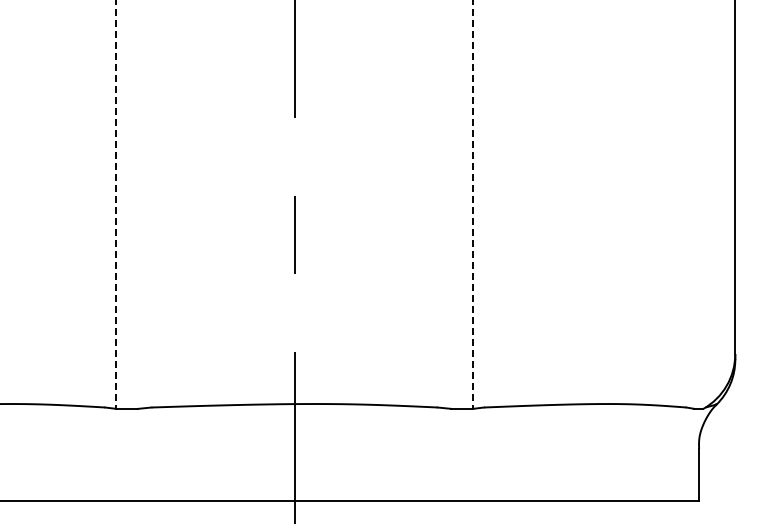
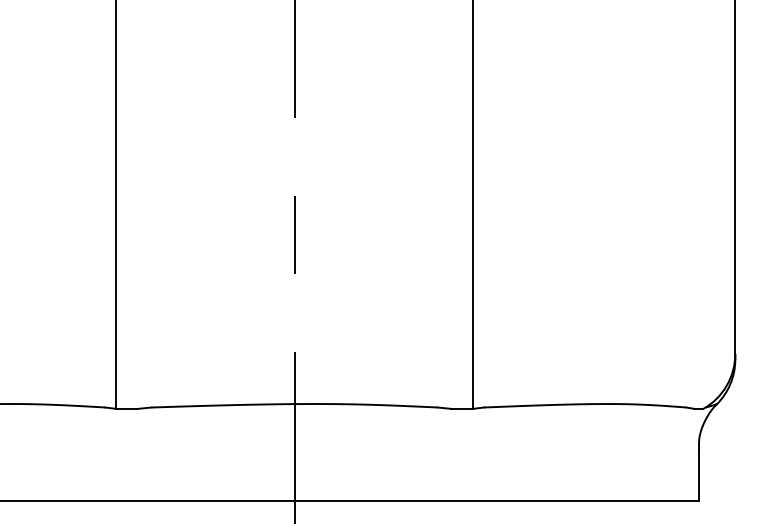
line: dashed -> solid (116, 205)
line: dashed -> solid (473, 205)
